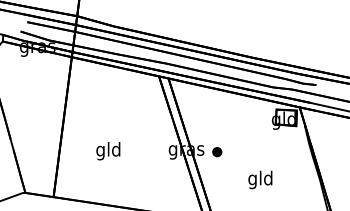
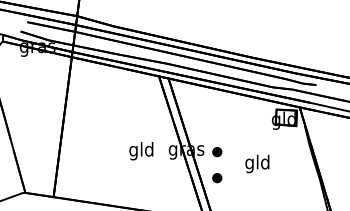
text position: (108, 151) -> (141, 151) (141, 151)
part: none -> present (217, 178)
text position: (260, 179) -> (257, 163) (257, 163)
